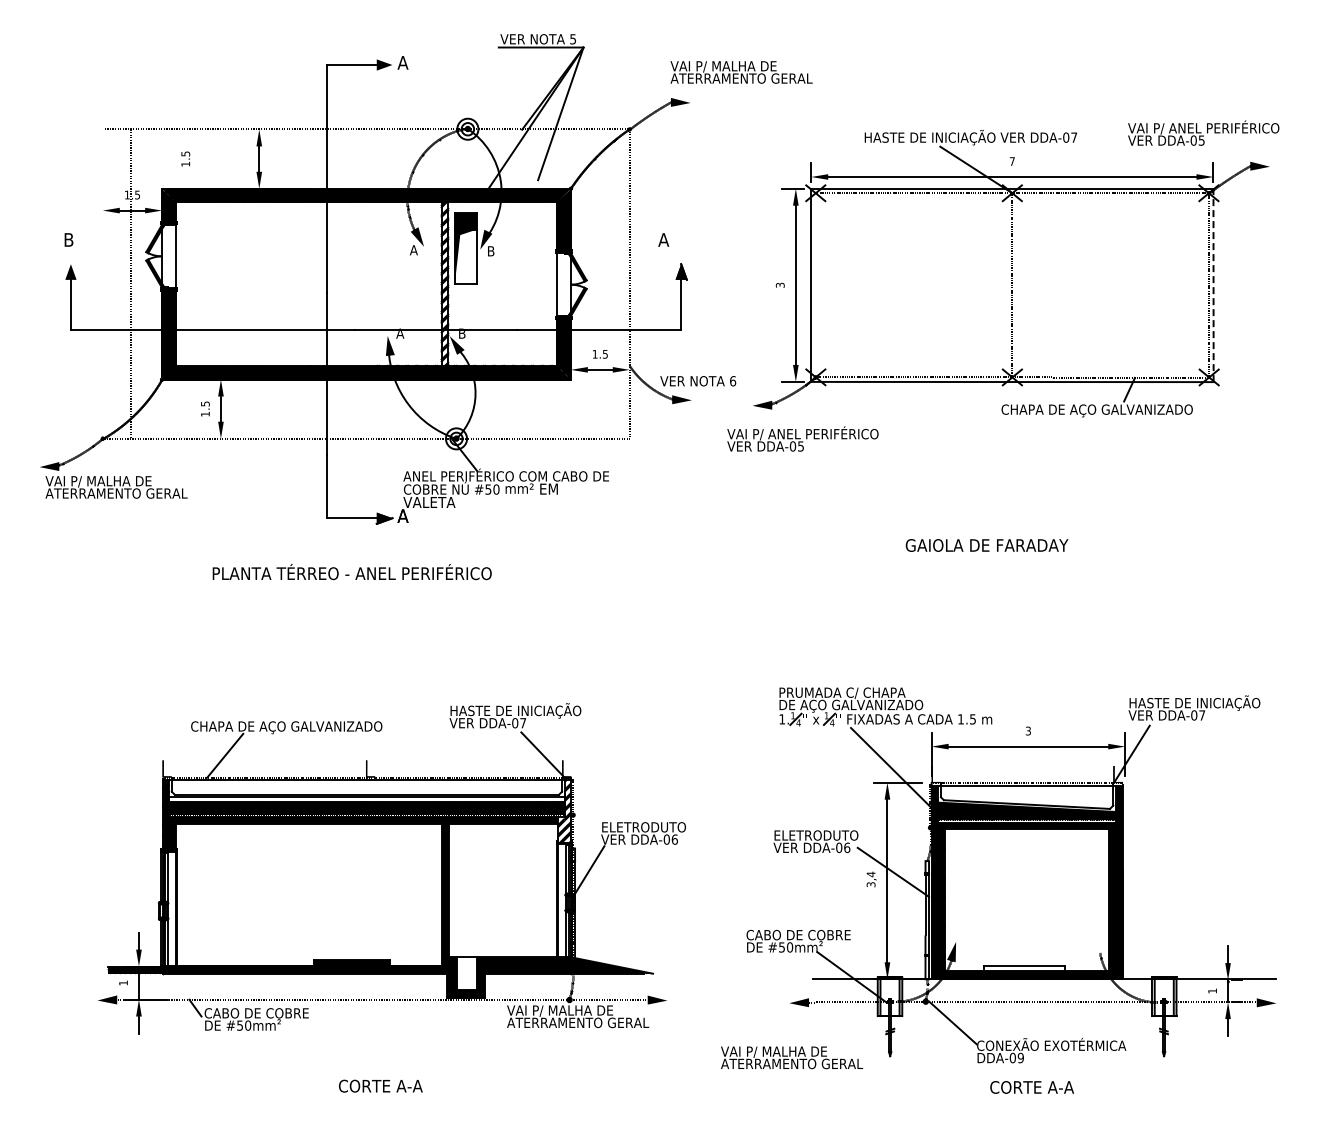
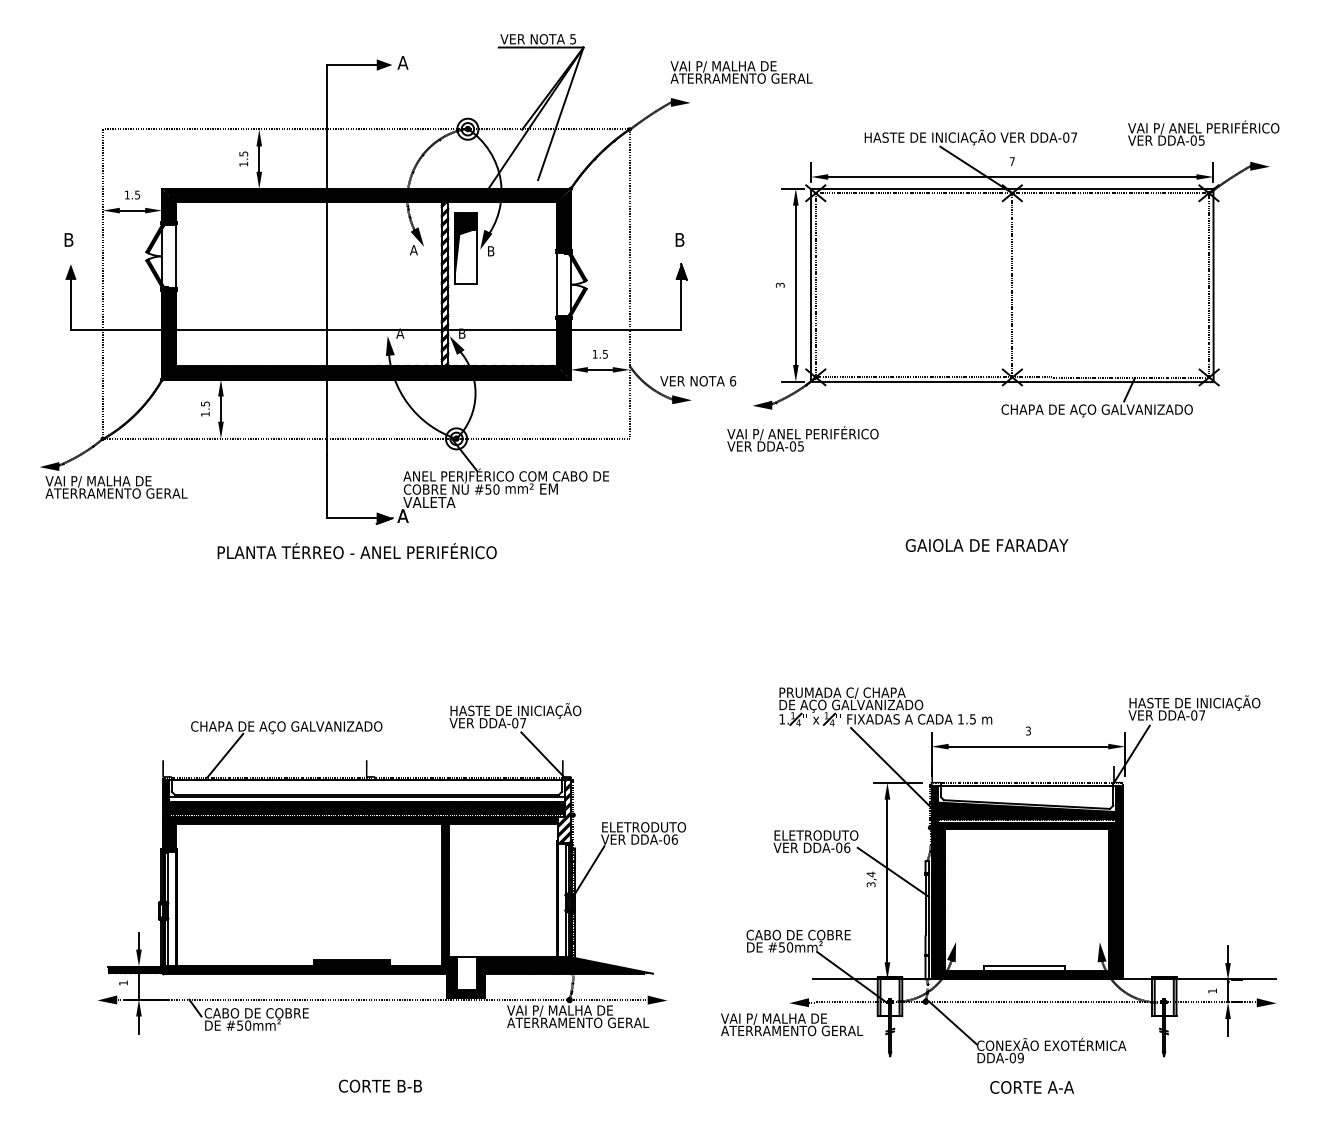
text position: (185, 158) -> (243, 158) (243, 158)
text: A -> B (671, 239)
line position: (130, 283) -> (102, 283) (102, 283)
line: none -> present (815, 285)
line: dashed -> solid (1213, 285)
text position: (351, 572) -> (356, 551) (356, 551)
fill: none -> present (1101, 952)
text position: (792, 1057) -> (792, 1024) (792, 1024)
text: CORTE A-A -> CORTE B-B (409, 1086)
